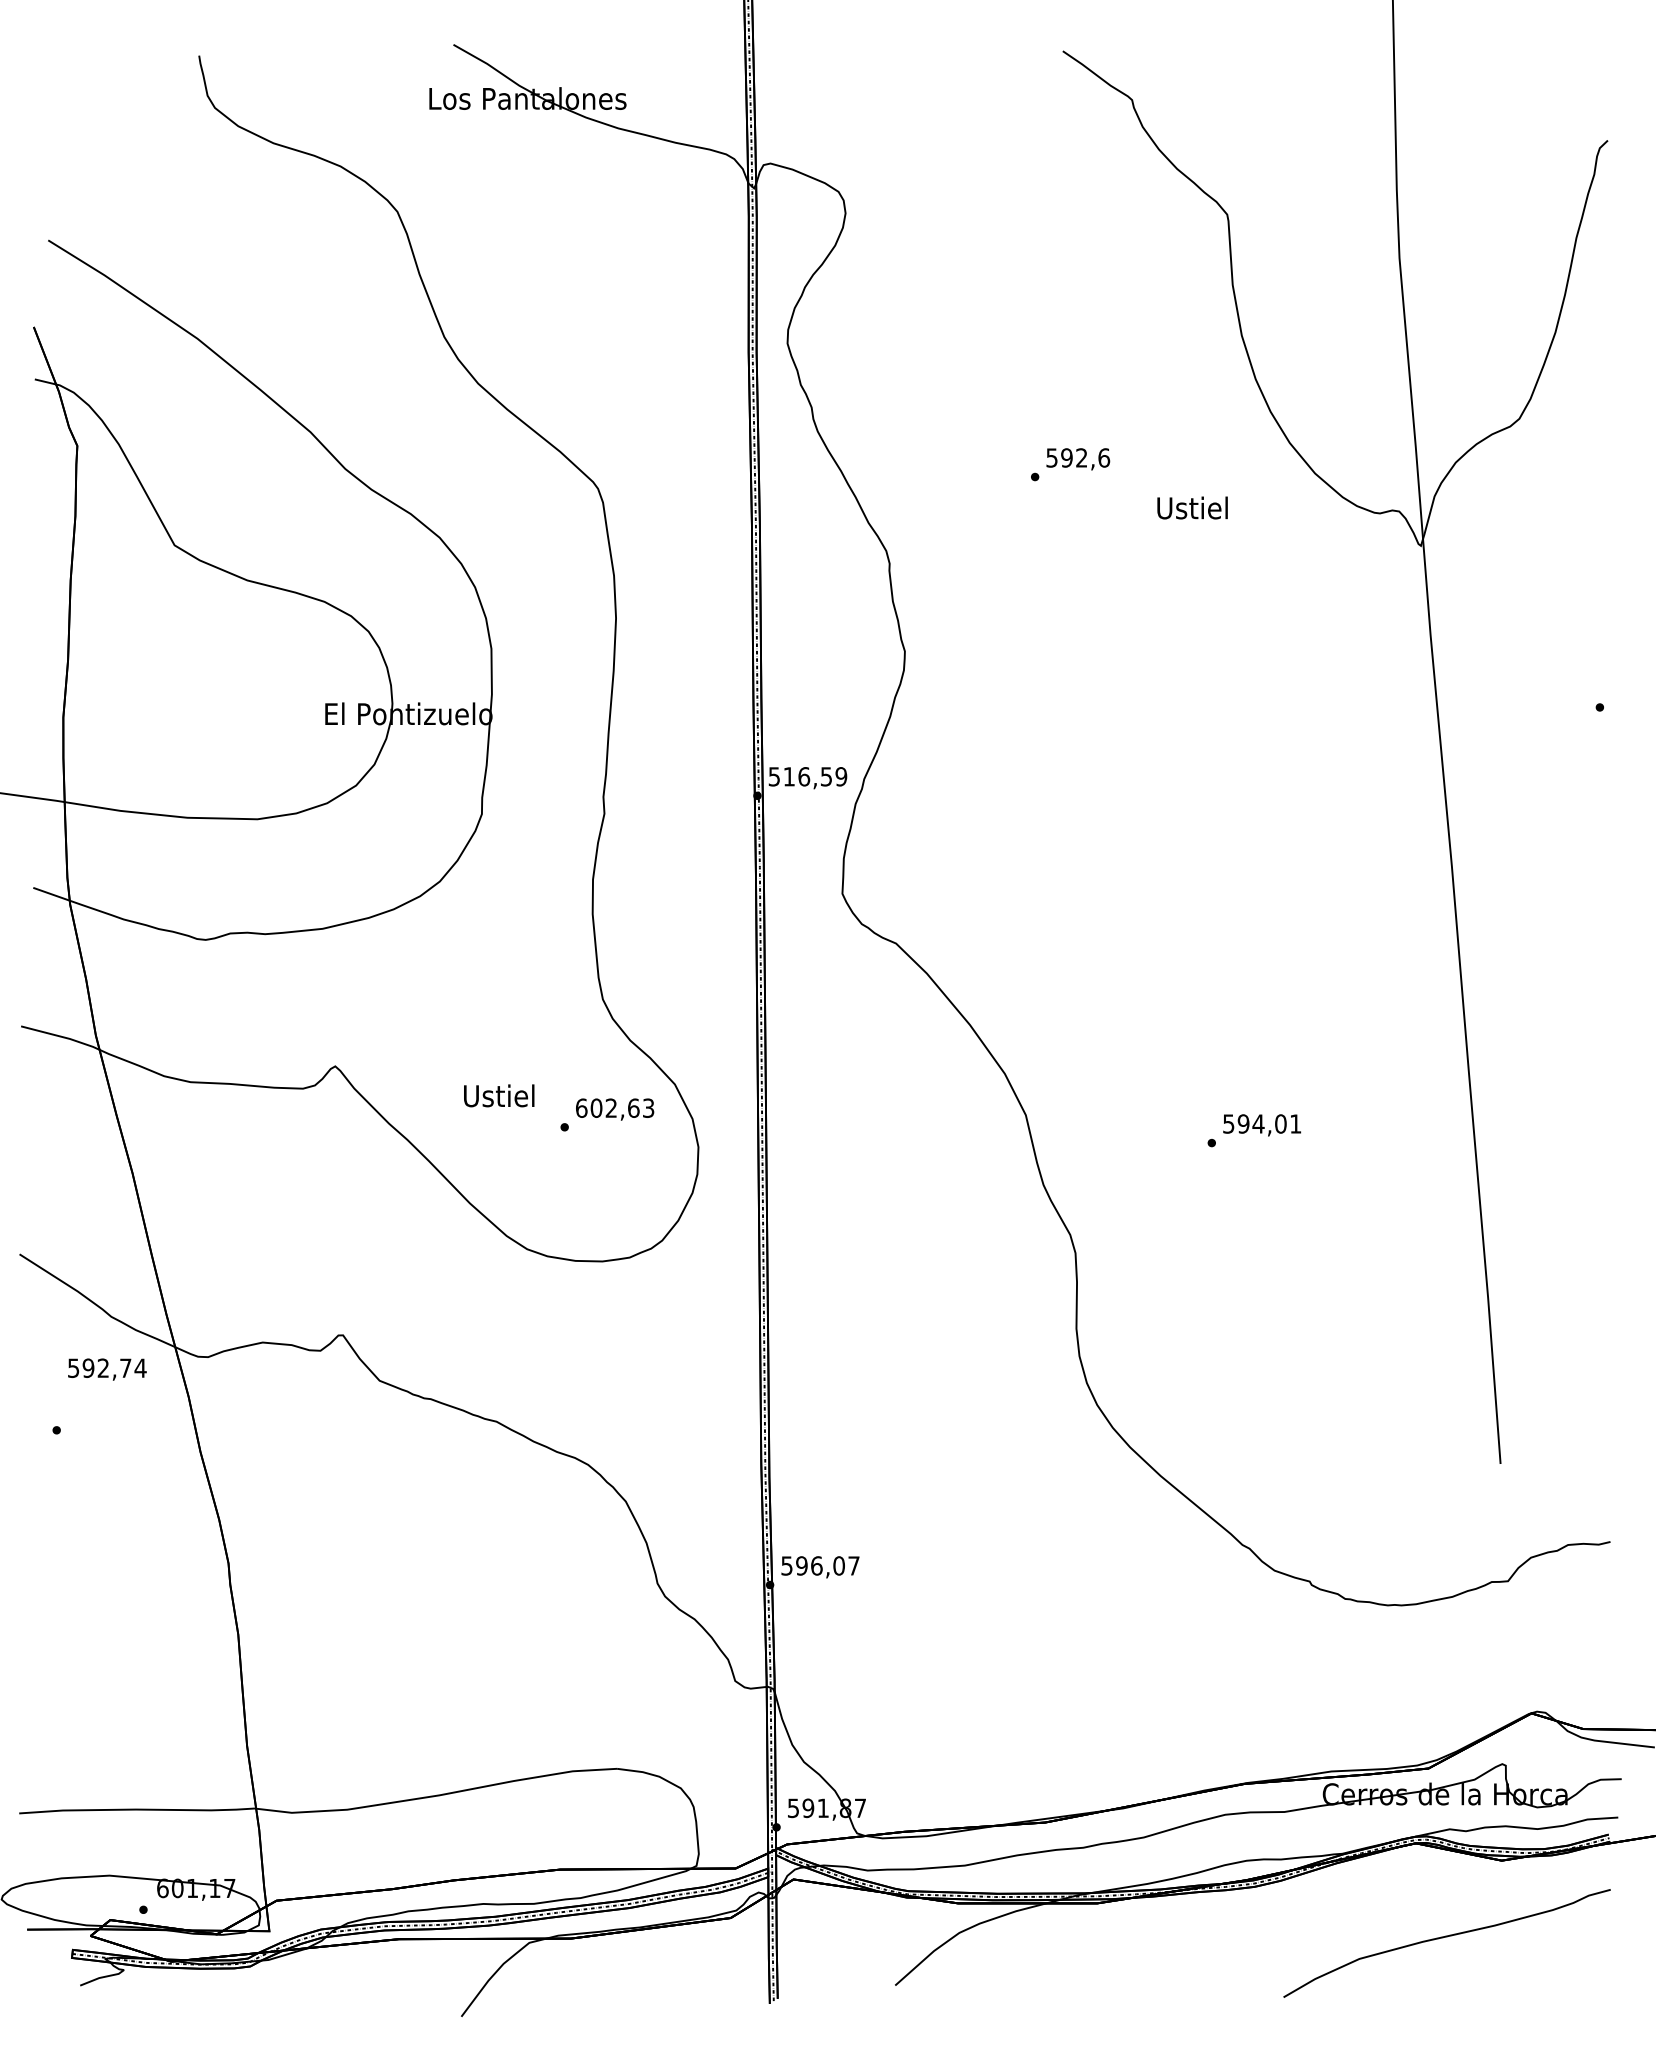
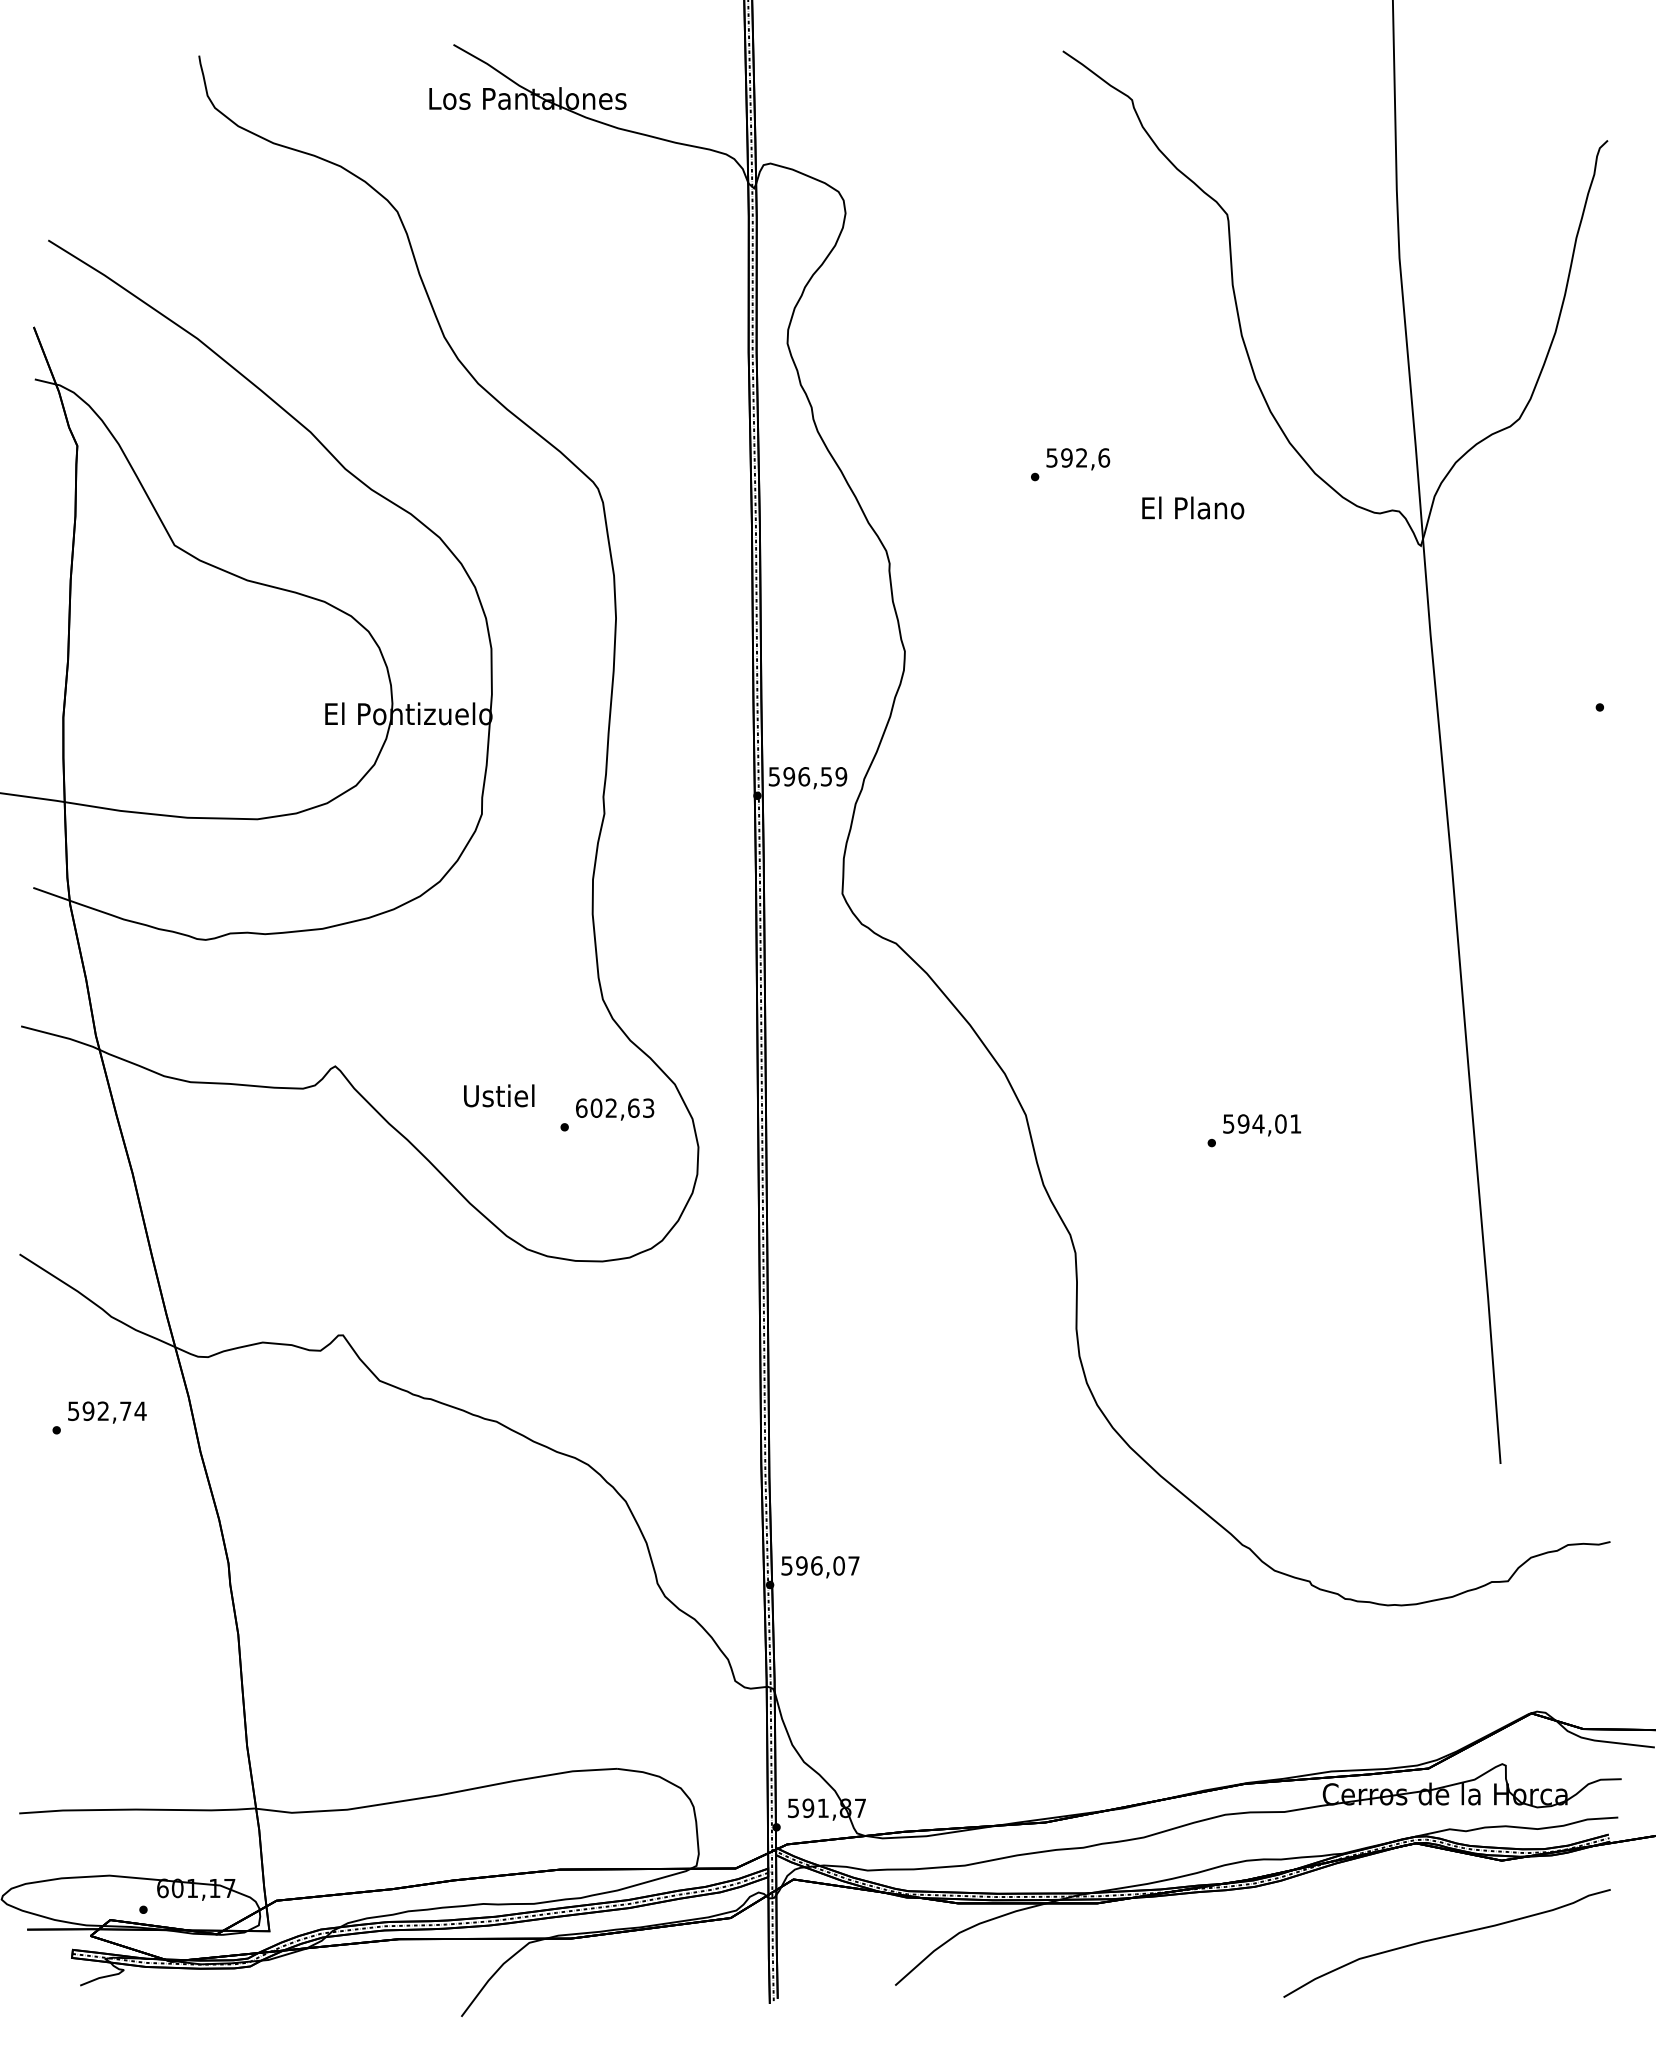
text: Ustiel -> El Plano (1193, 507)
text: 516,59 -> 596,59 (789, 776)
text position: (107, 1369) -> (107, 1412) (107, 1412)
